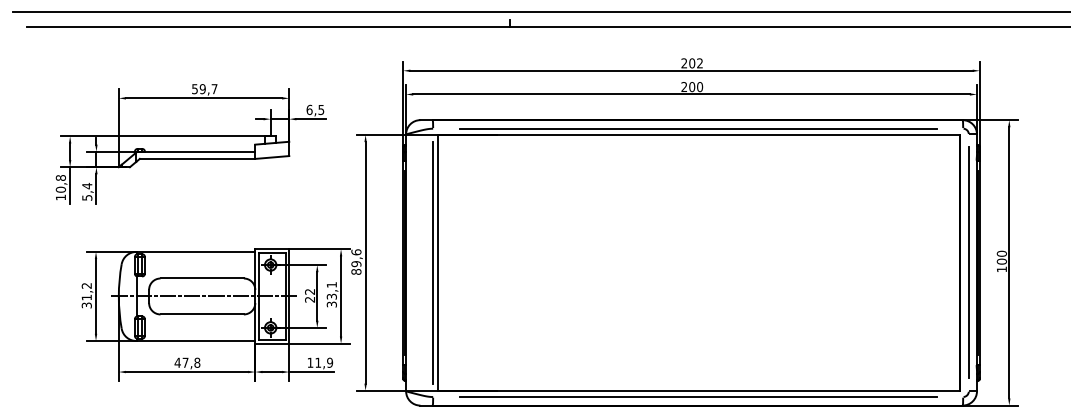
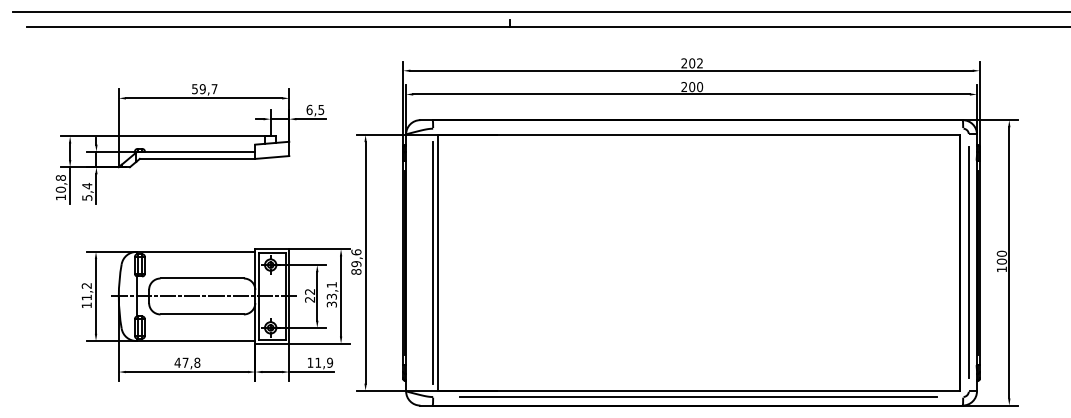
line: present -> none (697, 128)
text: 31,2 -> 11,2 (86, 305)
